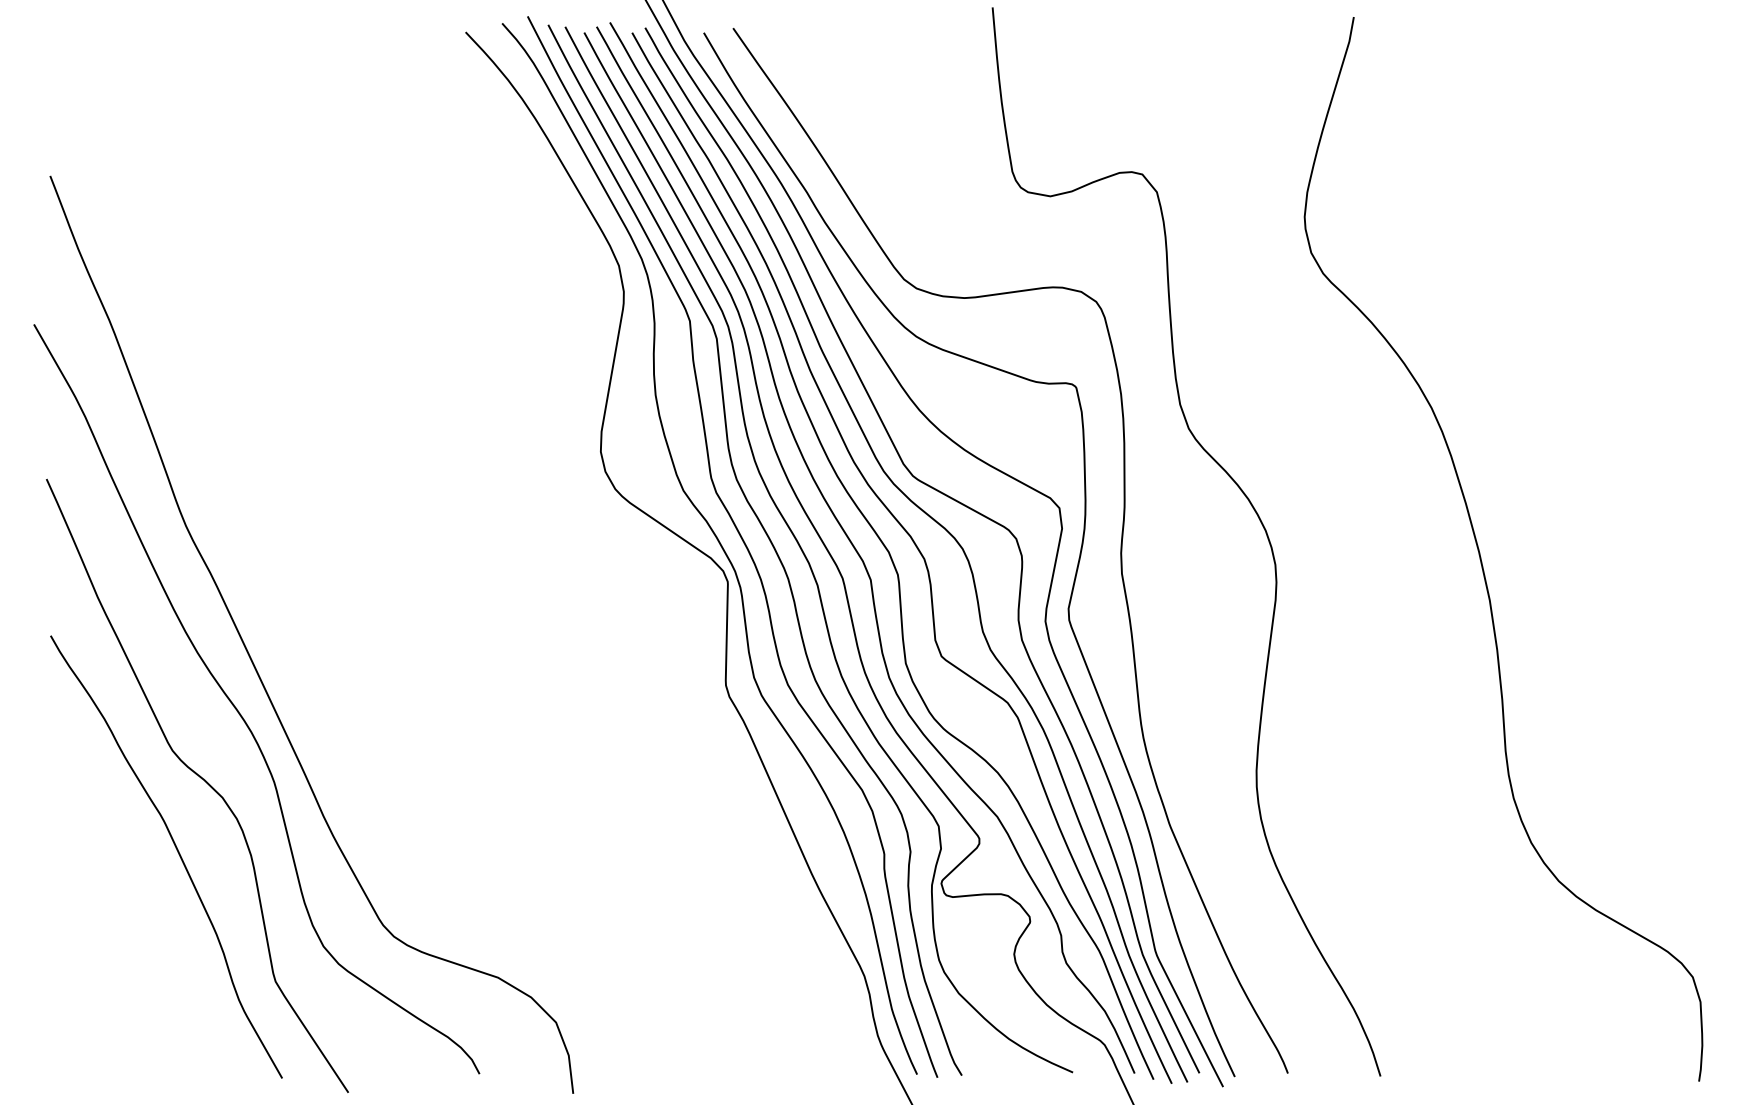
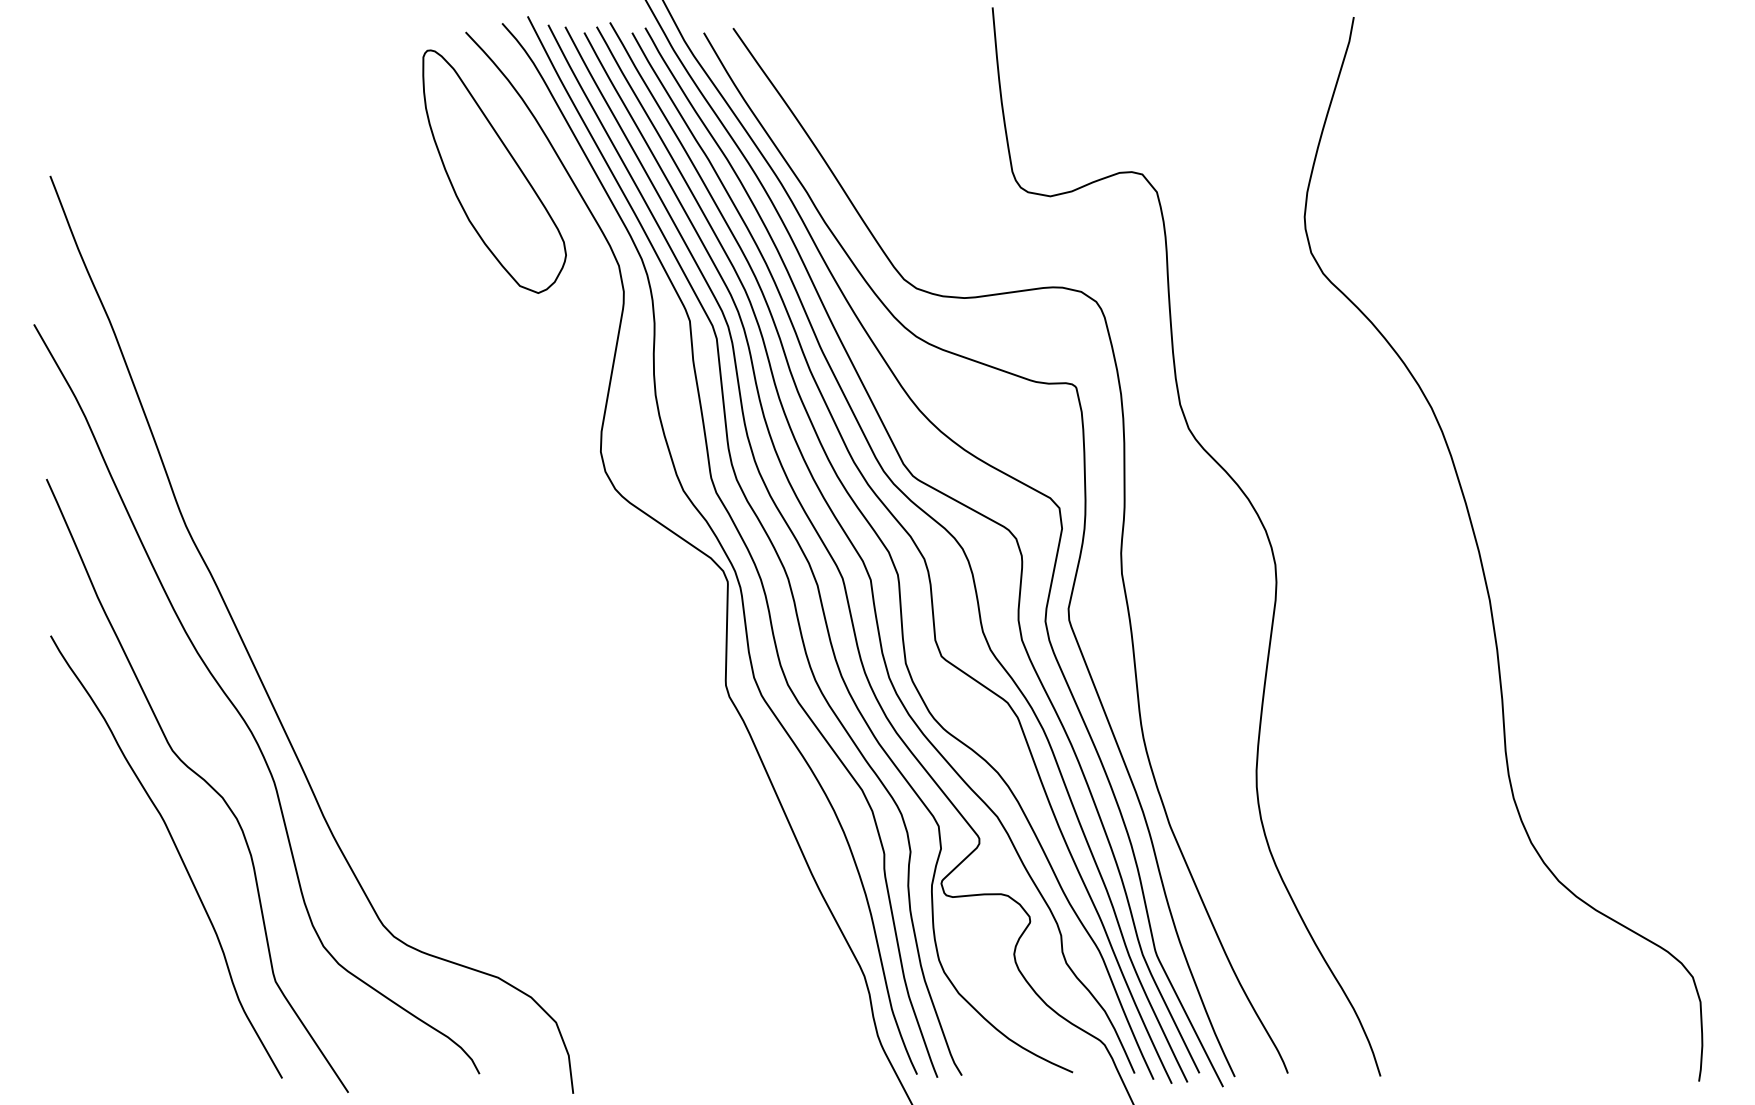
part: none -> present (494, 171)
